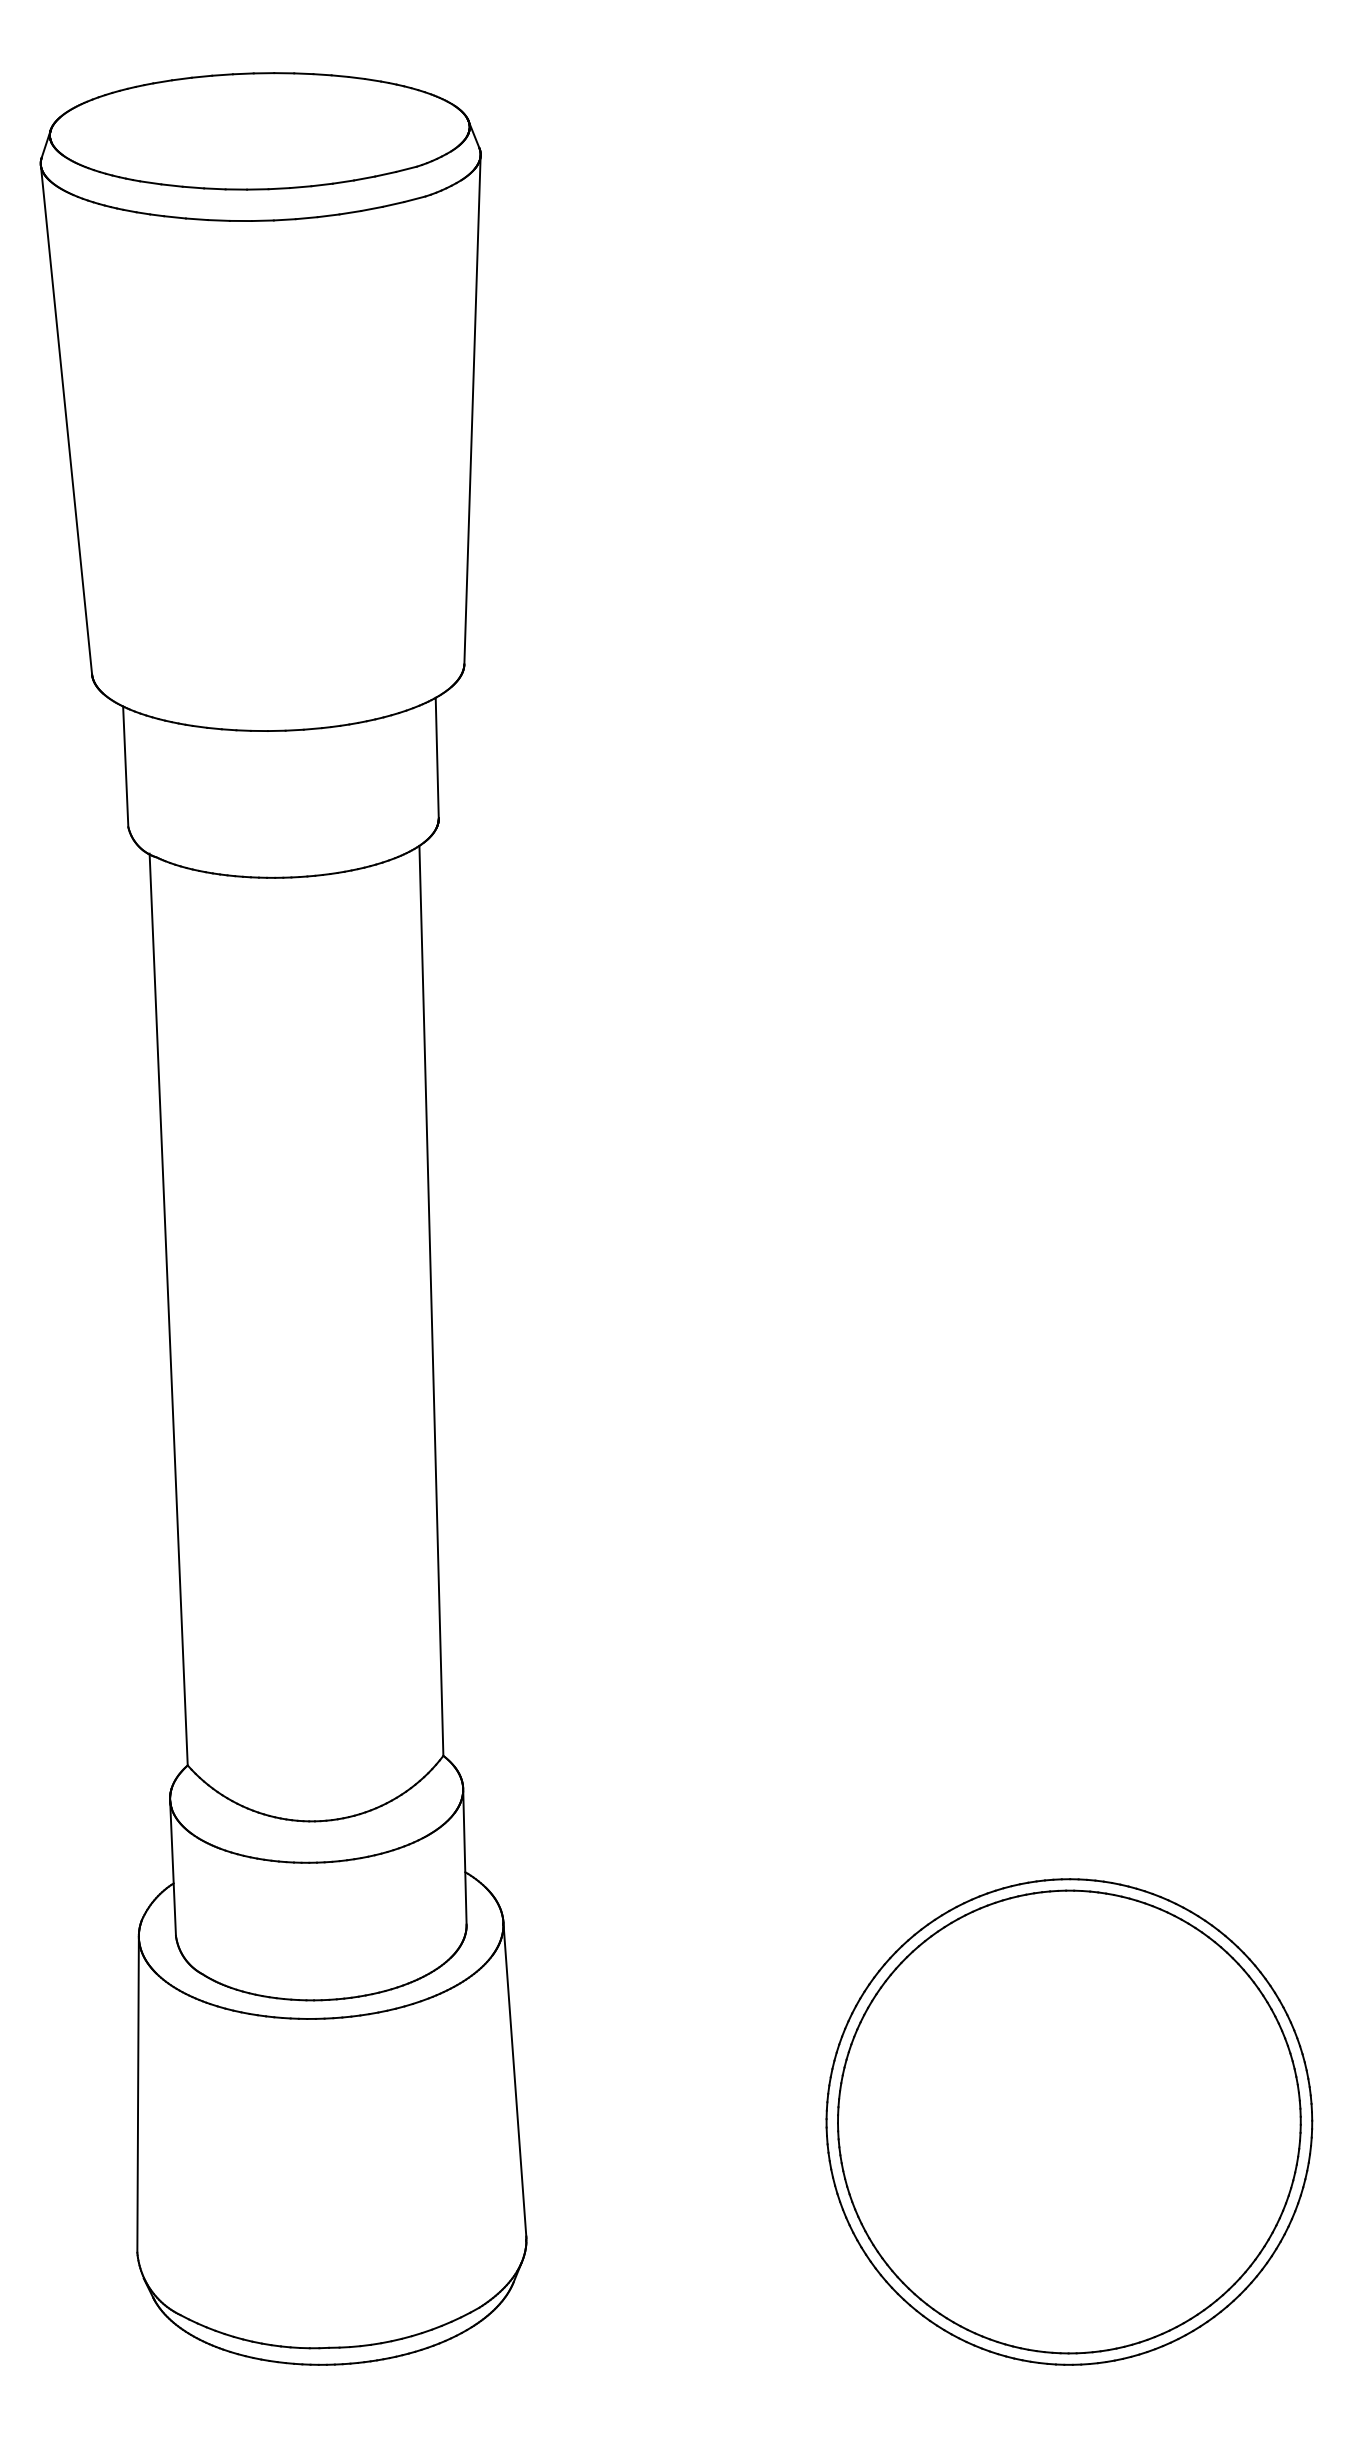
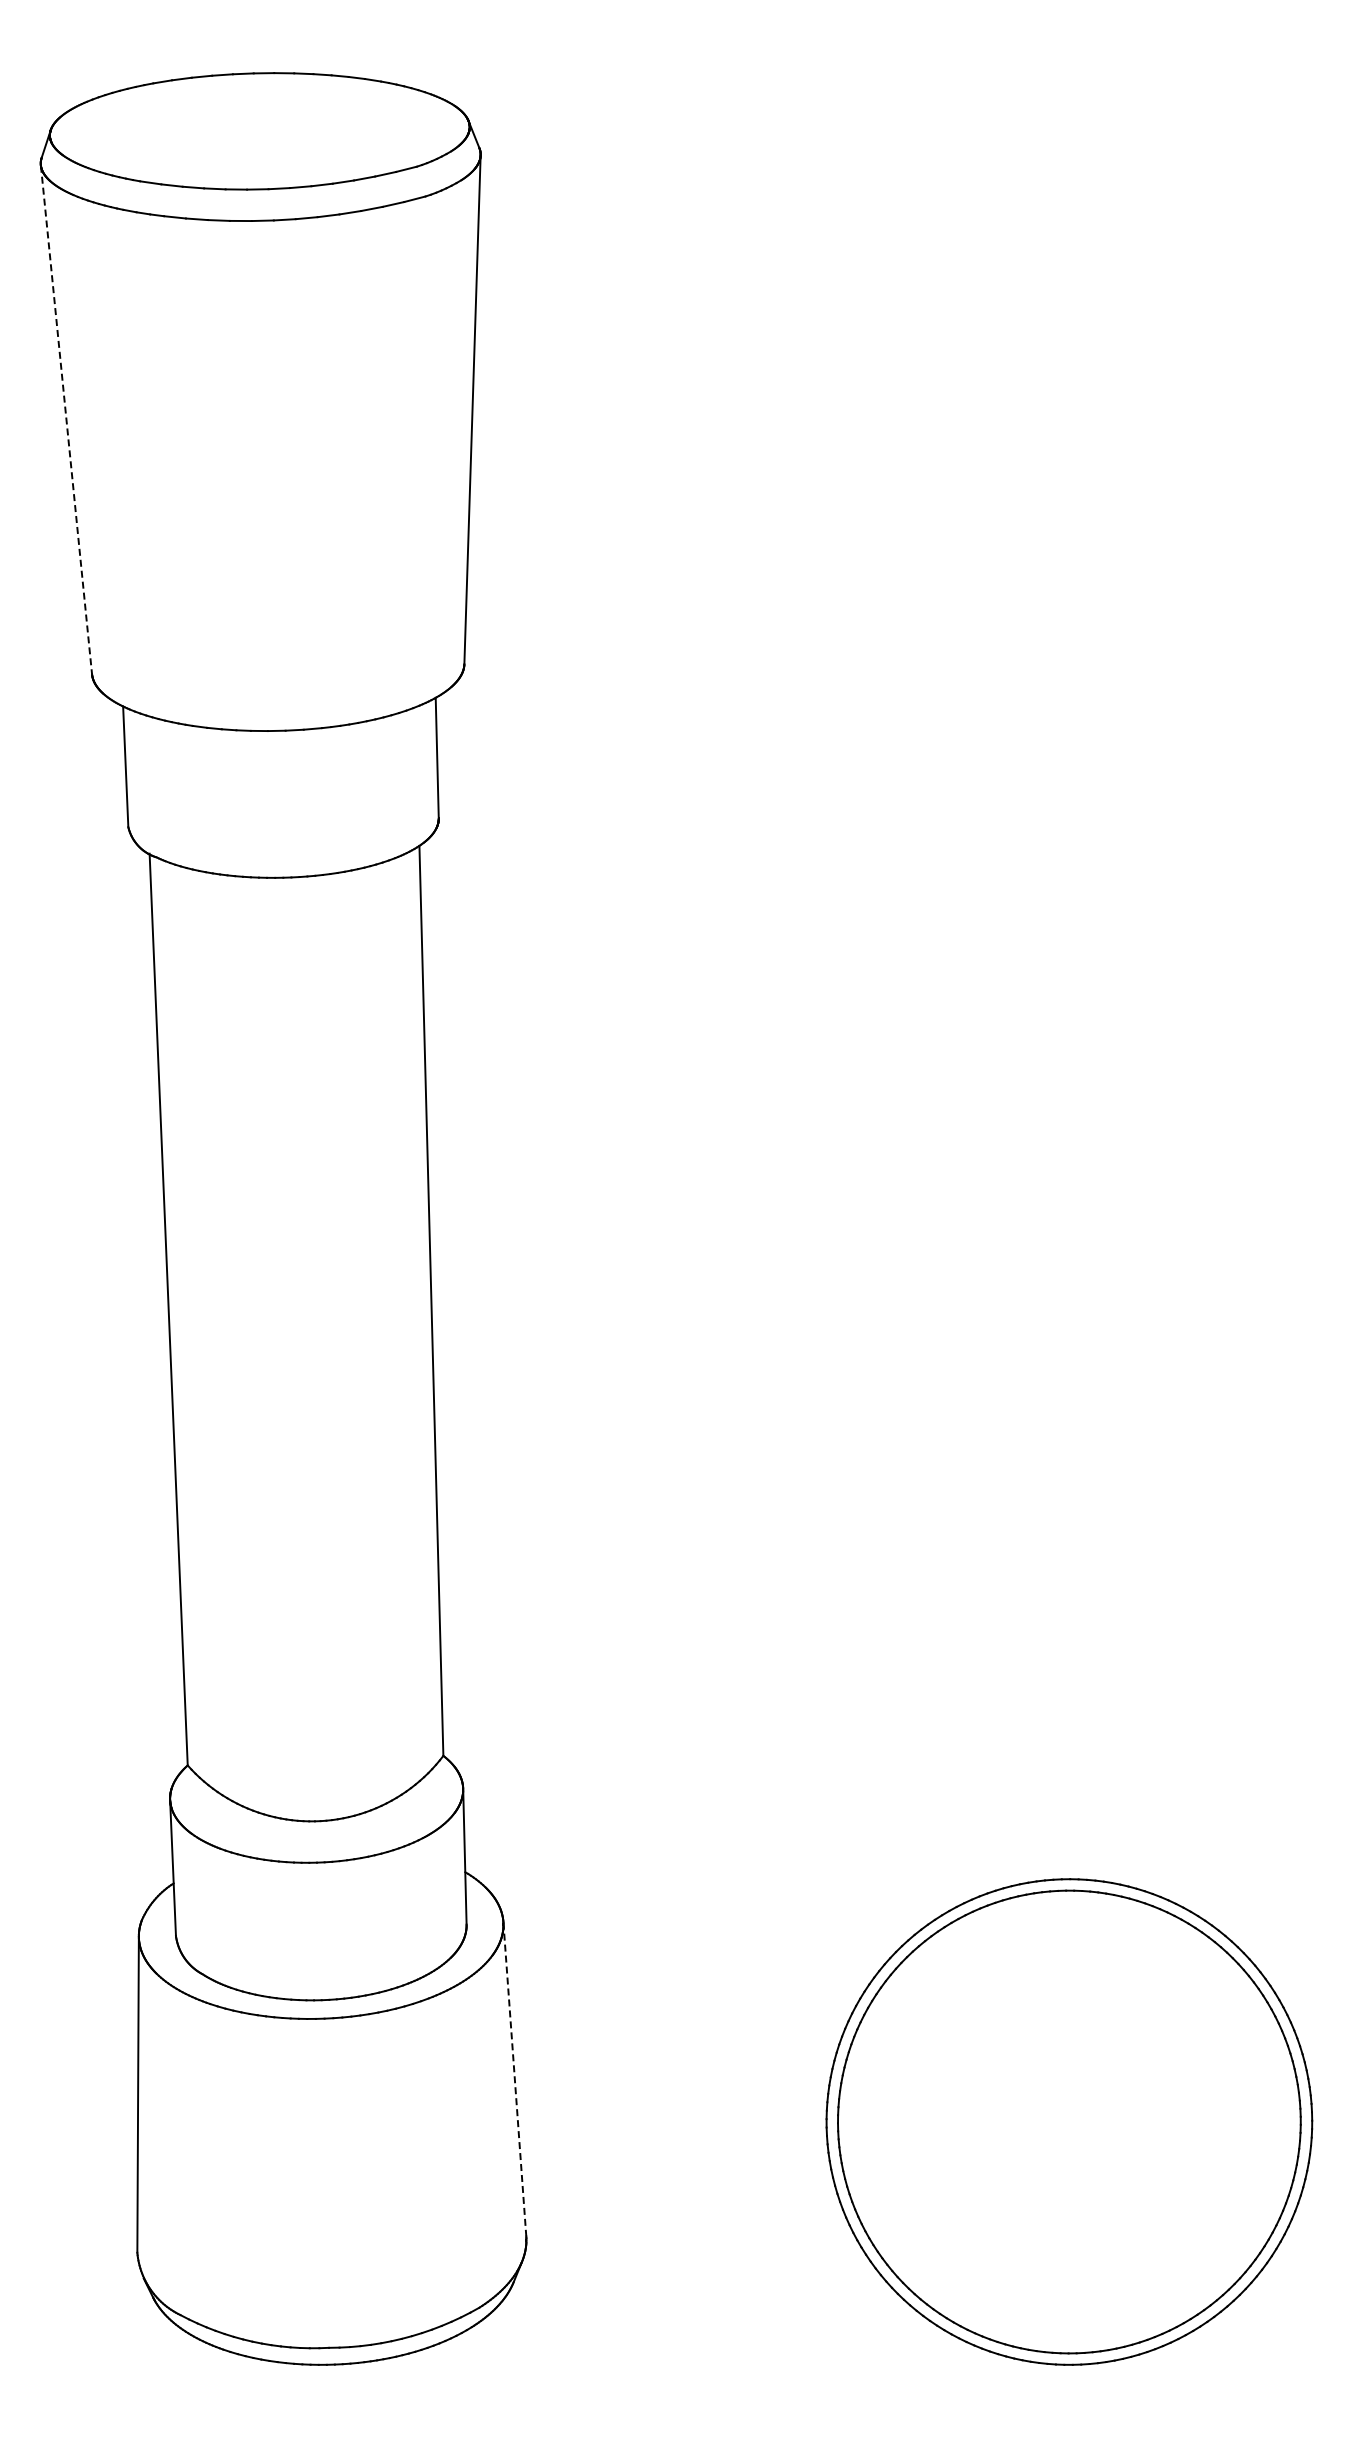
line: solid -> dashed (66, 420)
line: solid -> dashed (514, 2080)
